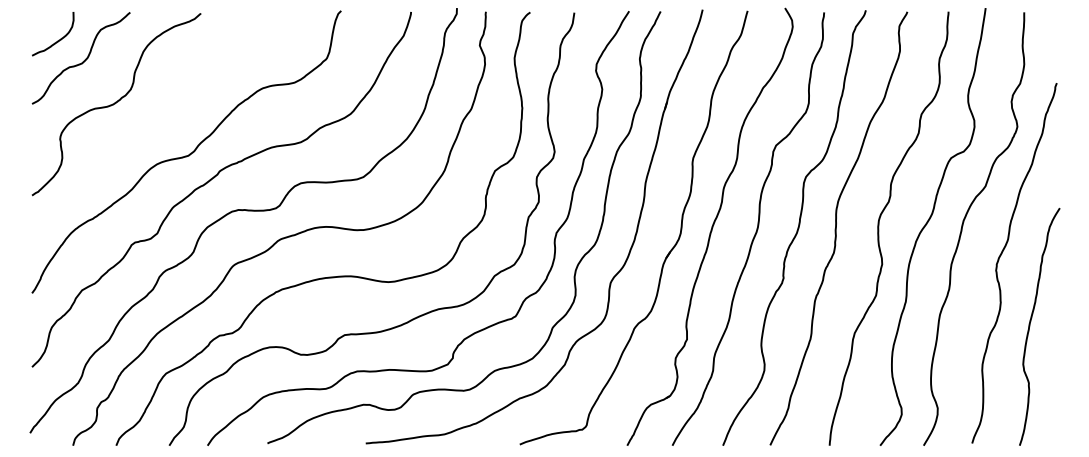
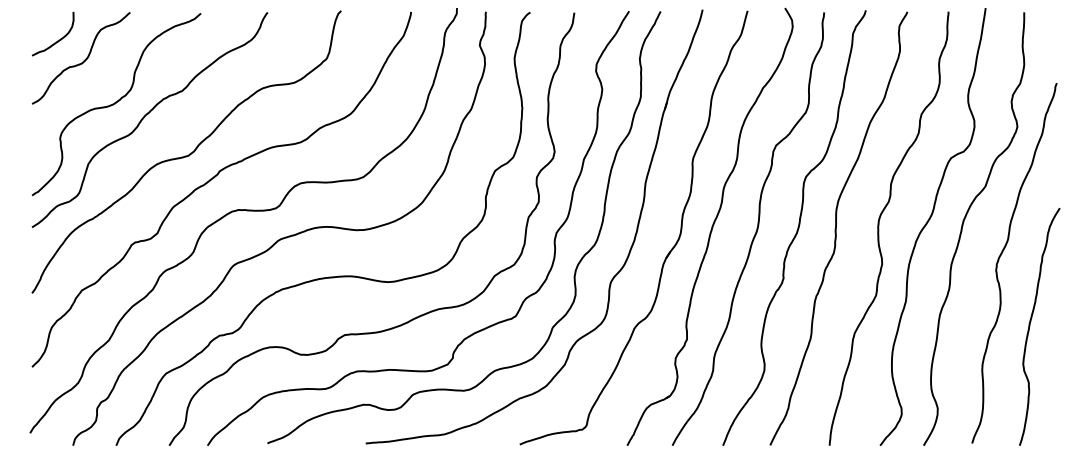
curve: none -> present (146, 115)
